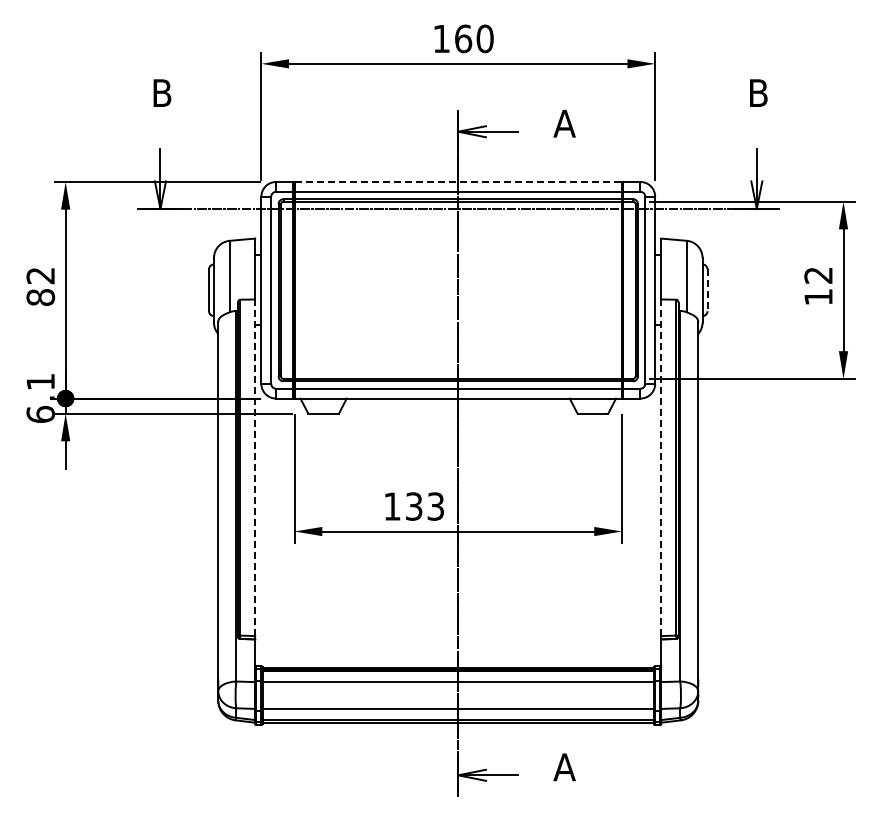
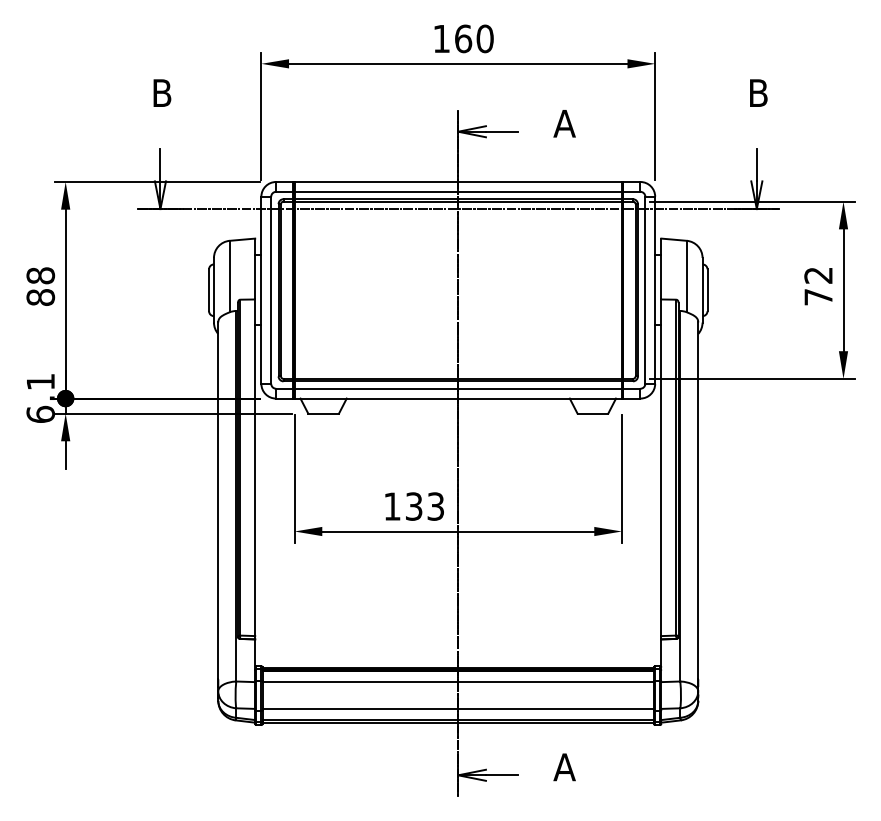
line: dashed -> solid (458, 181)
text: 82 -> 88 (40, 275)
line: dashed -> solid (707, 290)
text: 12 -> 72 (818, 297)
line: dashed -> solid (255, 467)
line: dashed -> solid (661, 468)
